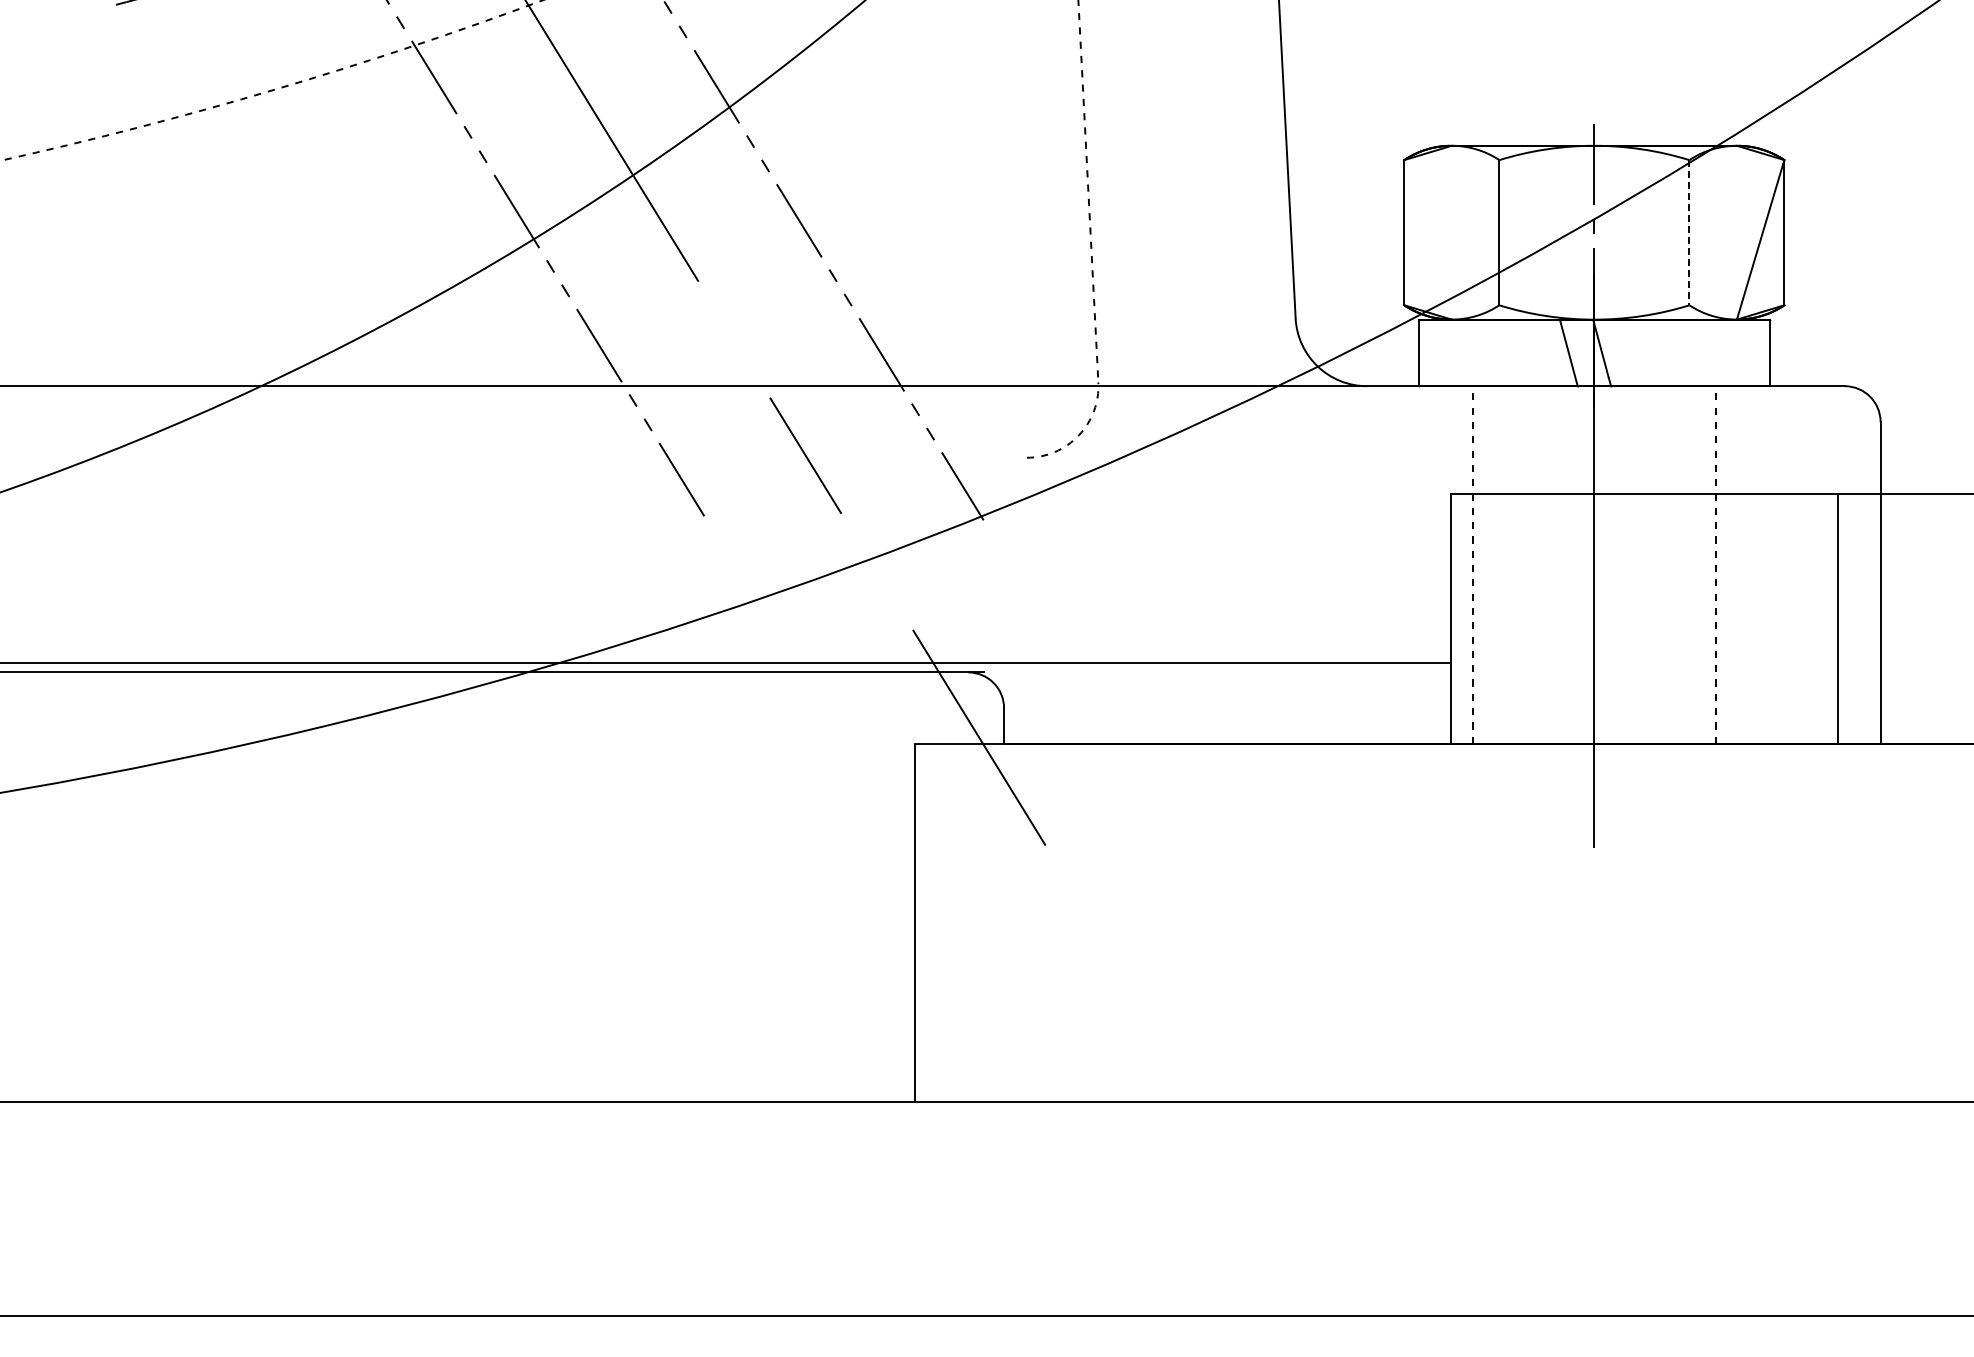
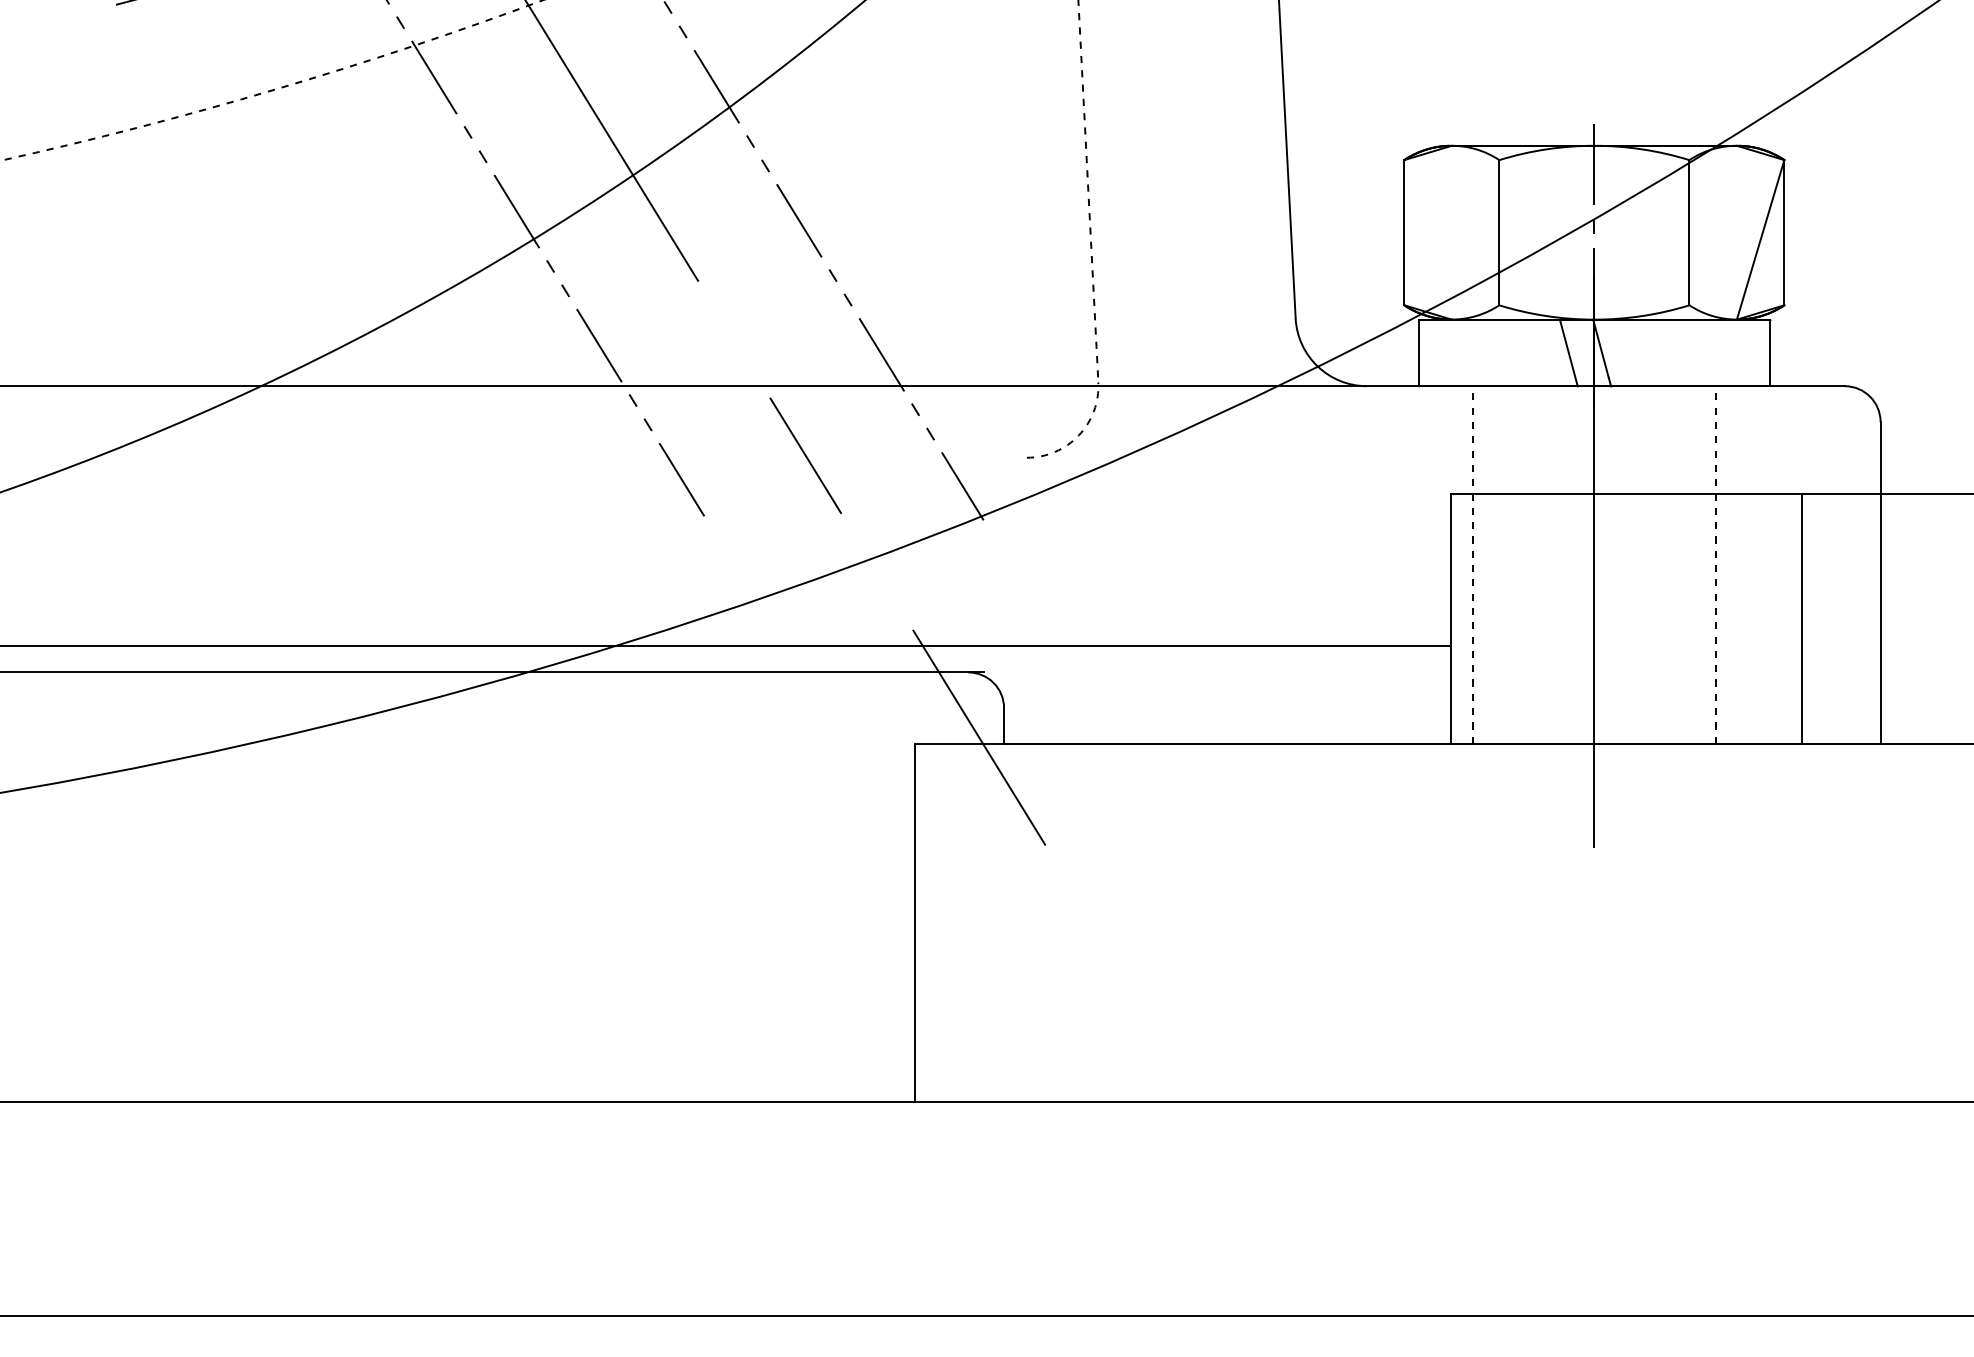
line: dashed -> solid (1689, 232)
line position: (1837, 618) -> (1801, 618) (1801, 618)
line position: (726, 662) -> (726, 645) (726, 645)
